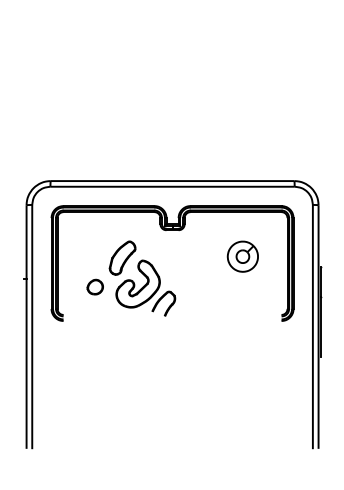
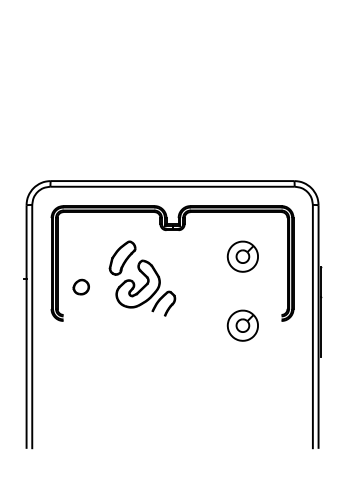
part position: (94, 286) -> (80, 286) (80, 286)
part: none -> present (242, 325)
